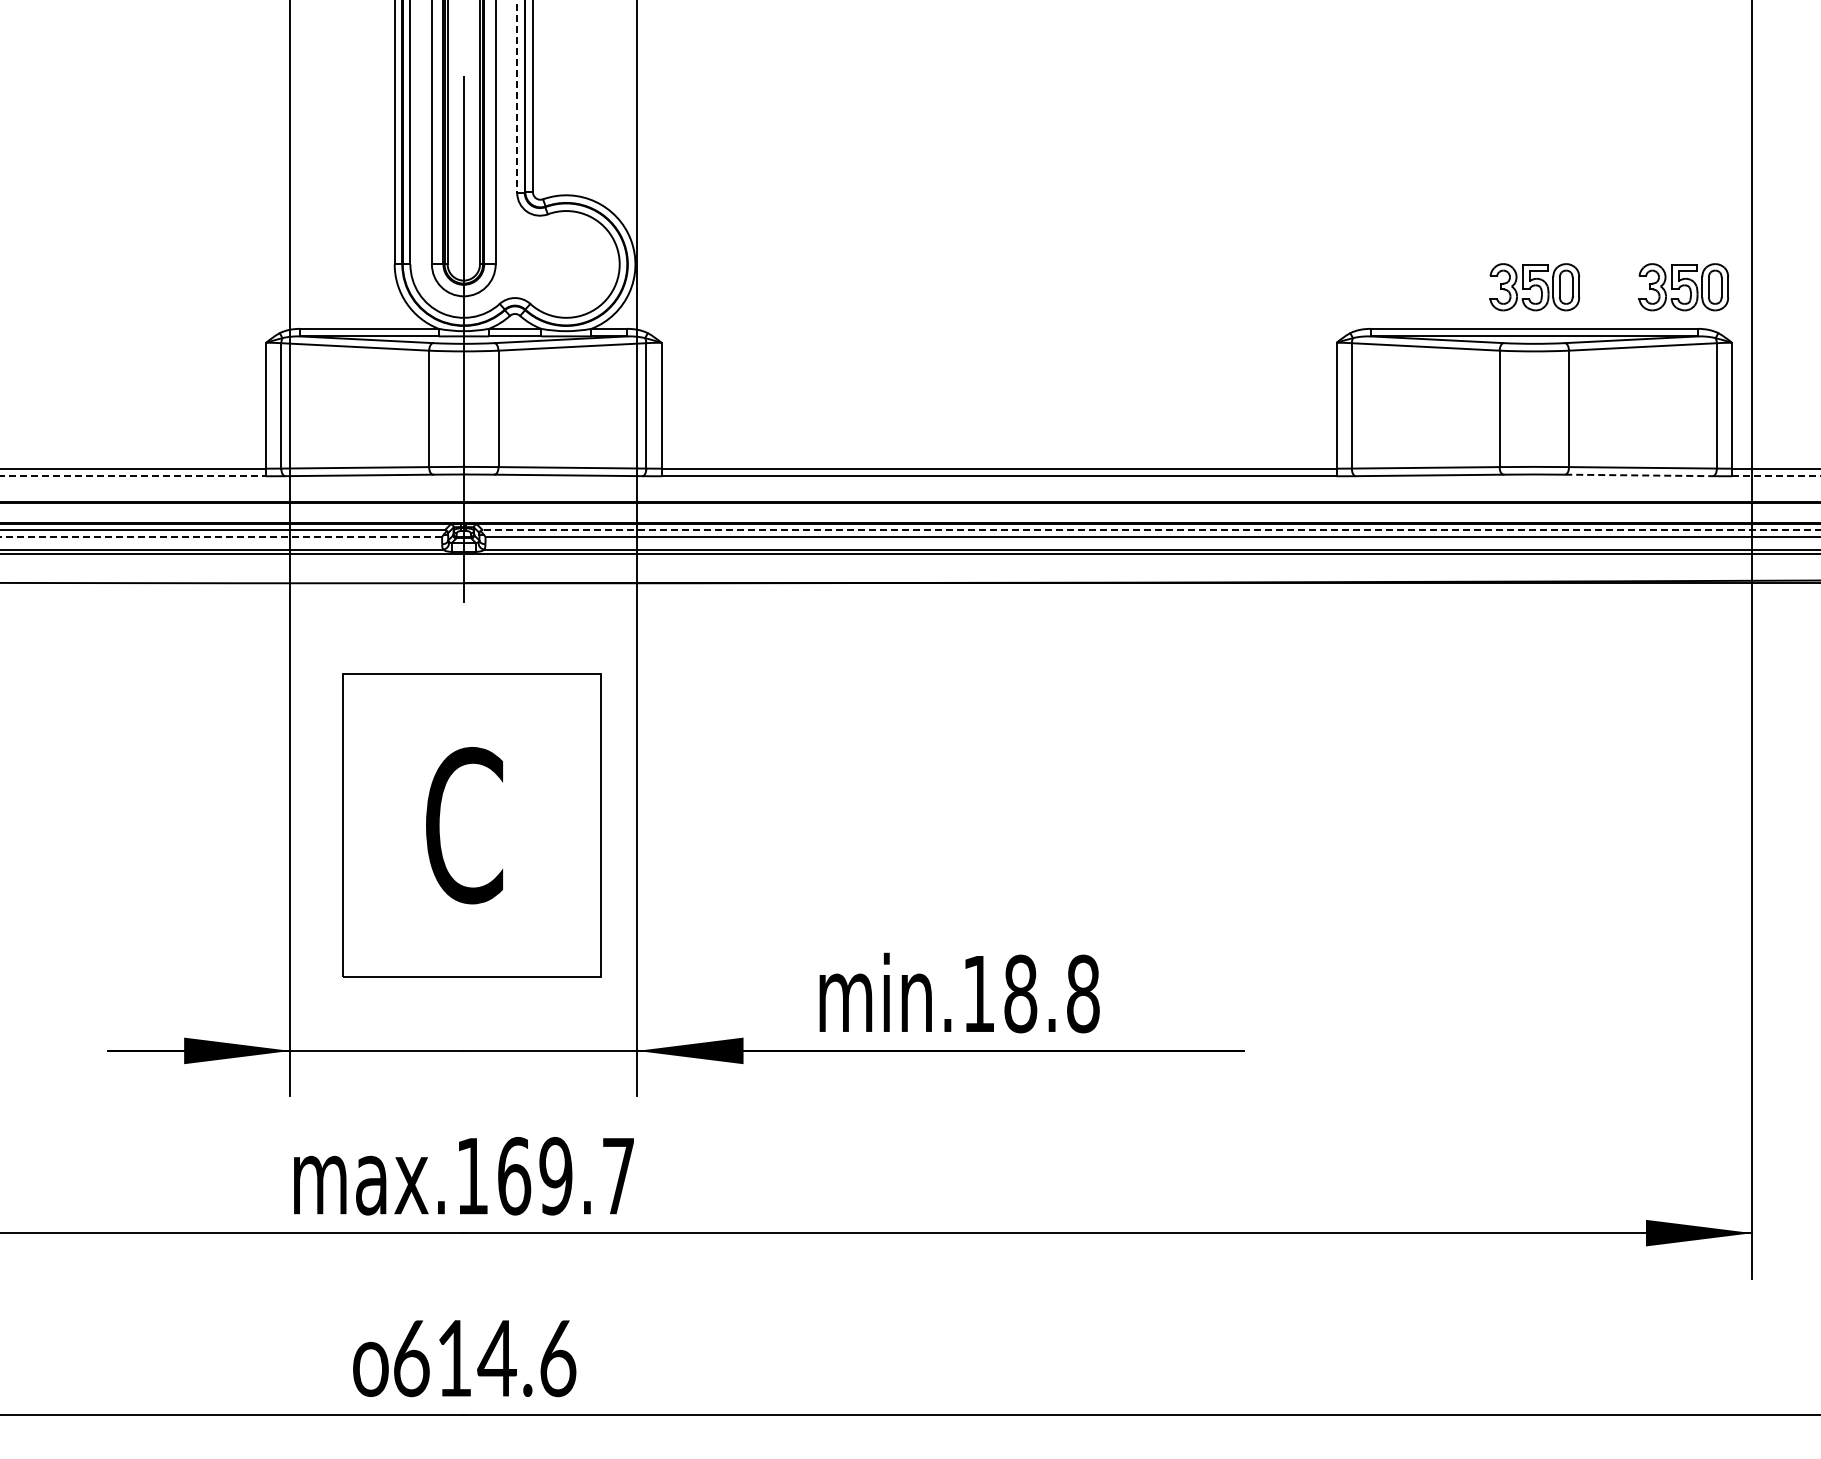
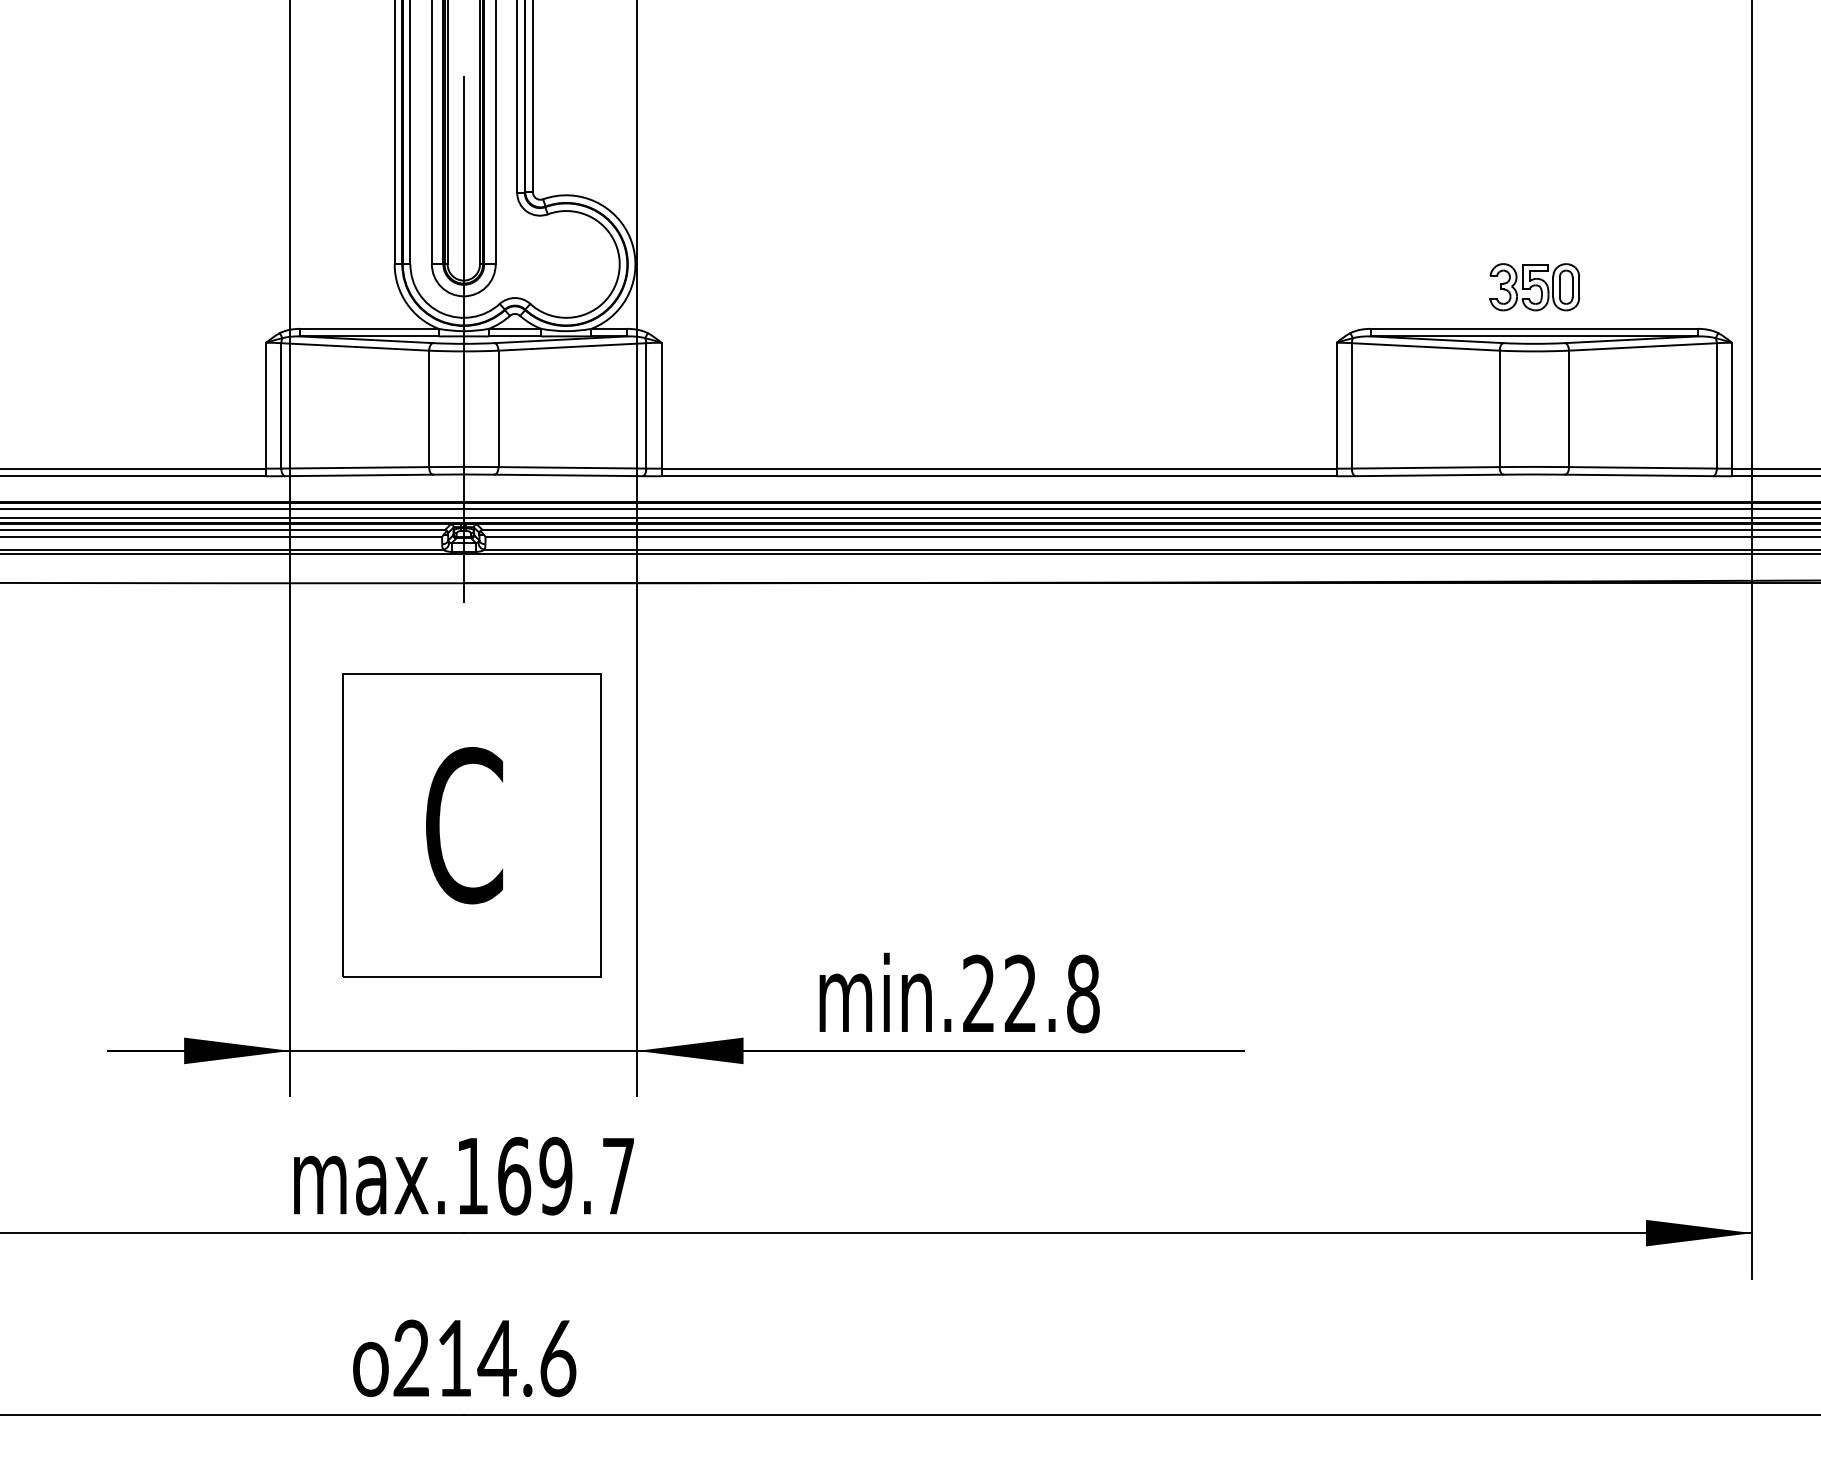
line: dashed -> solid (517, 97)
part: present -> none (1683, 287)
line: dashed -> solid (1639, 475)
line: dashed -> solid (133, 476)
line: dashed -> solid (1776, 476)
line: none -> present (909, 508)
line: none -> present (909, 517)
line: dashed -> solid (1151, 529)
line: dashed -> solid (221, 536)
text: min.18.8 -> min.22.8 (1000, 993)
text: 614.6 -> 214.6 (411, 1358)
